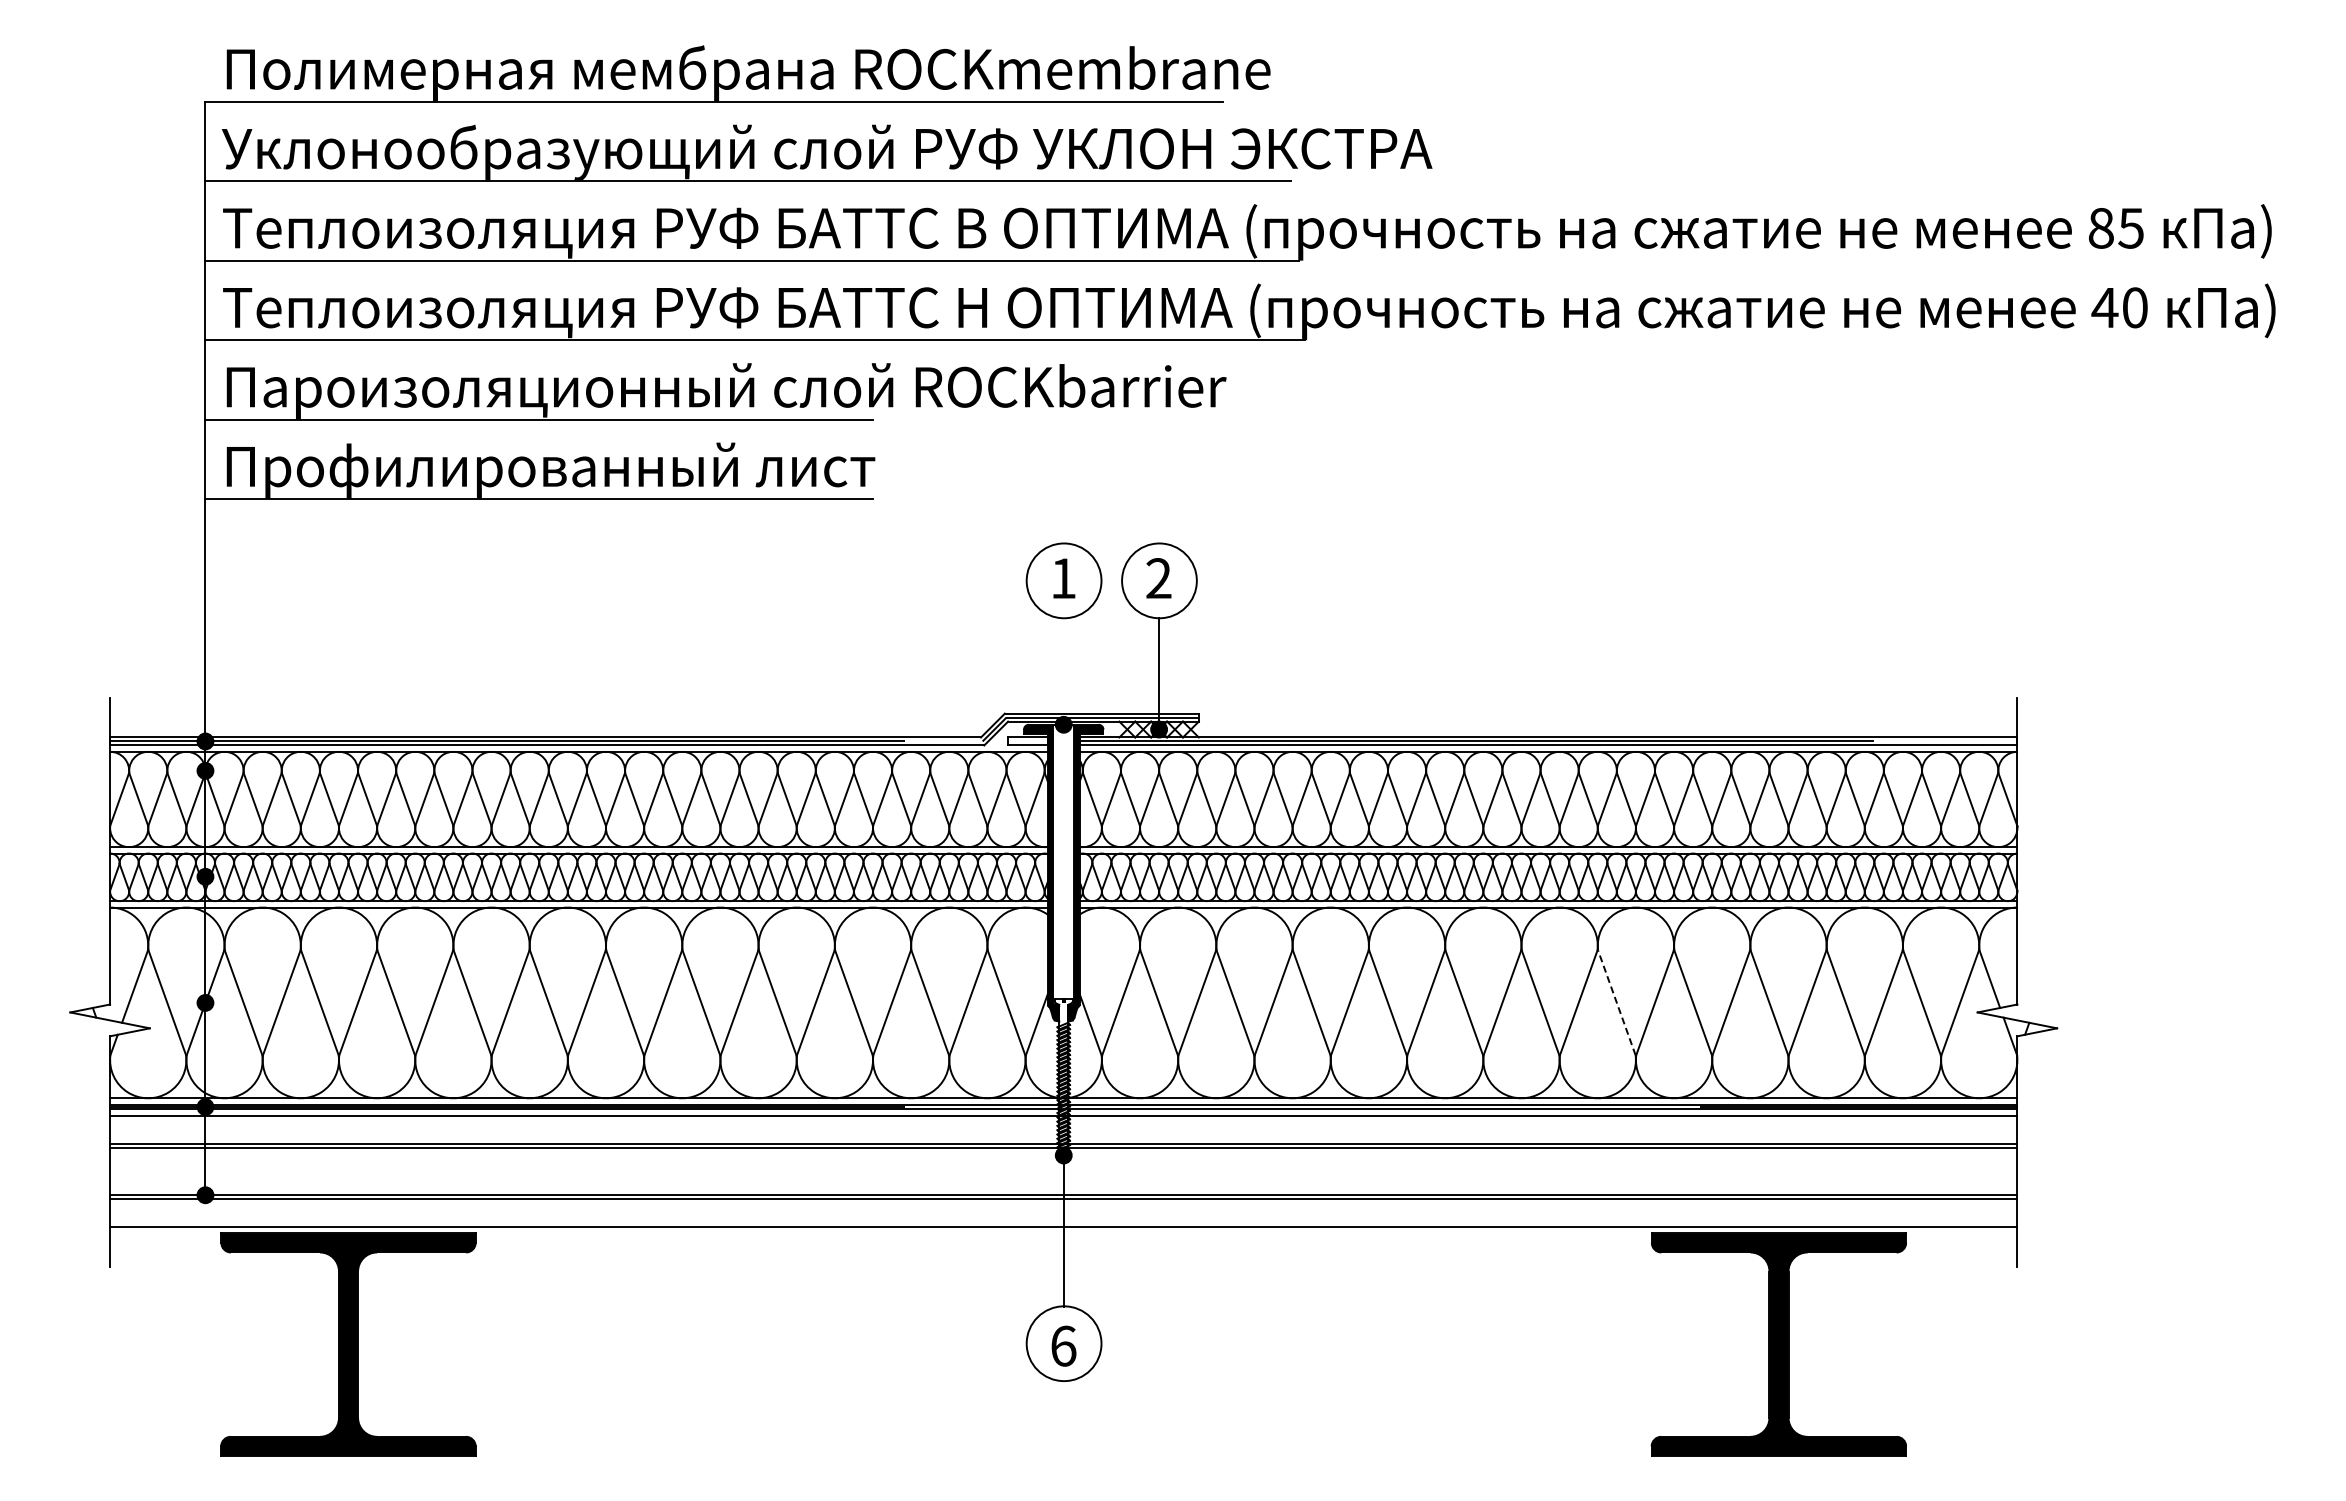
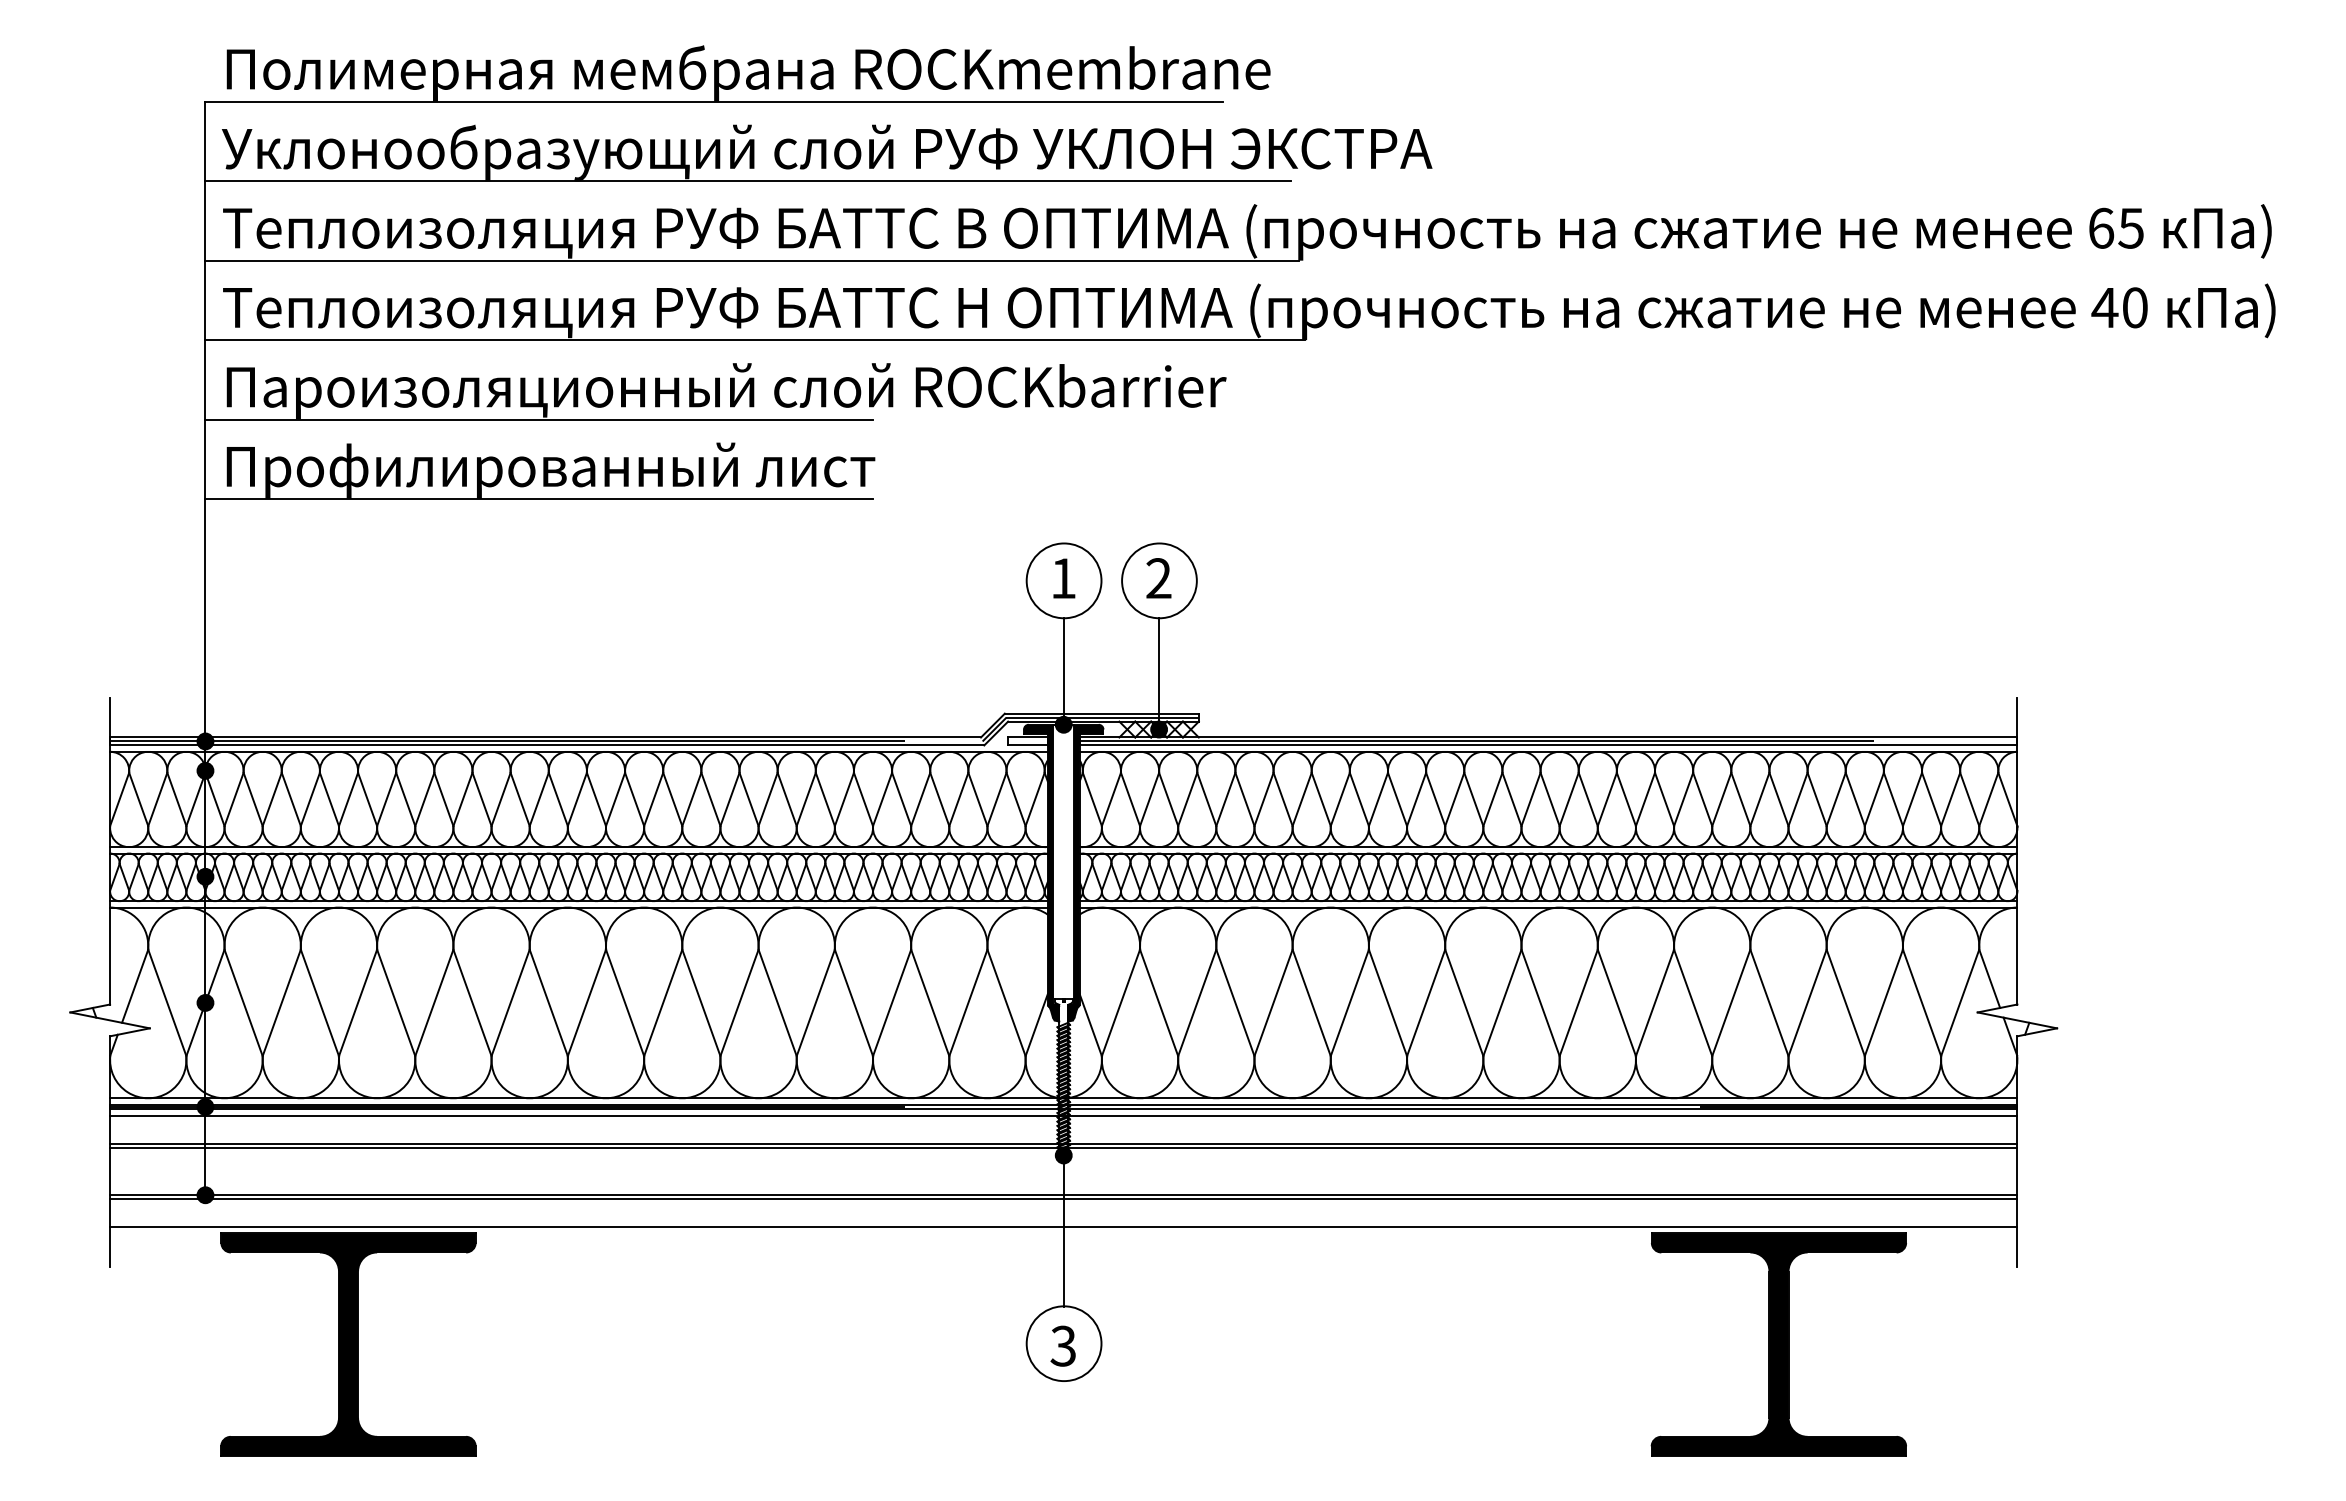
text: 85 -> 65 (2101, 227)
line: none -> present (1063, 671)
line: dashed -> solid (1616, 1002)
text: 6 -> 3 (1063, 1345)
